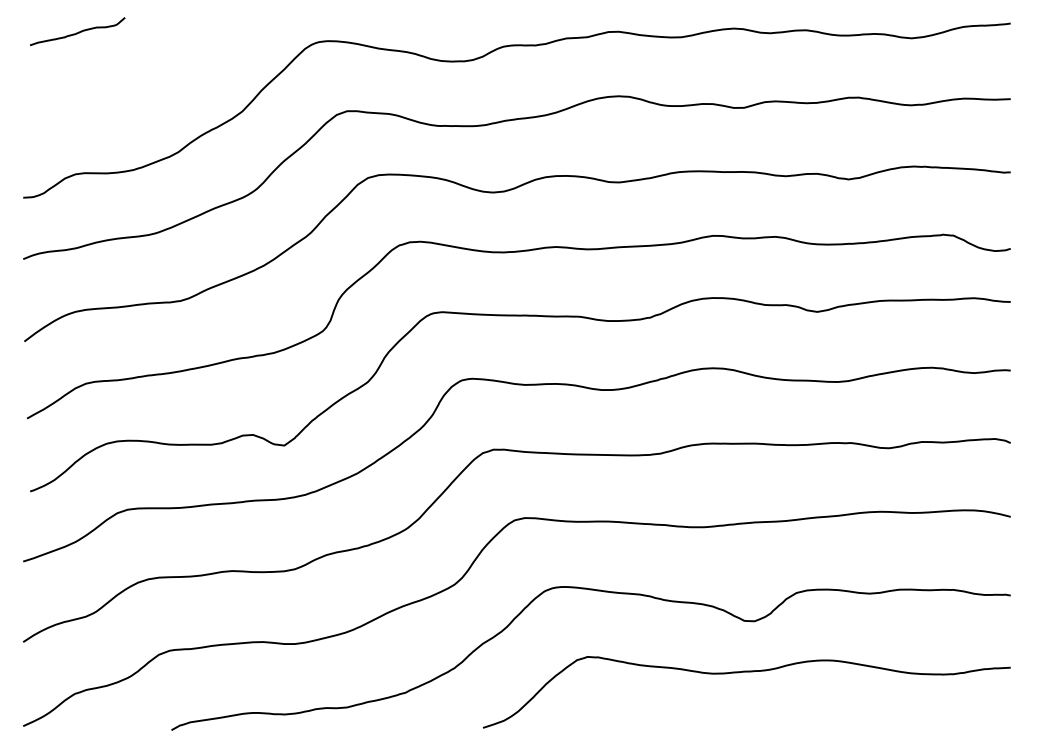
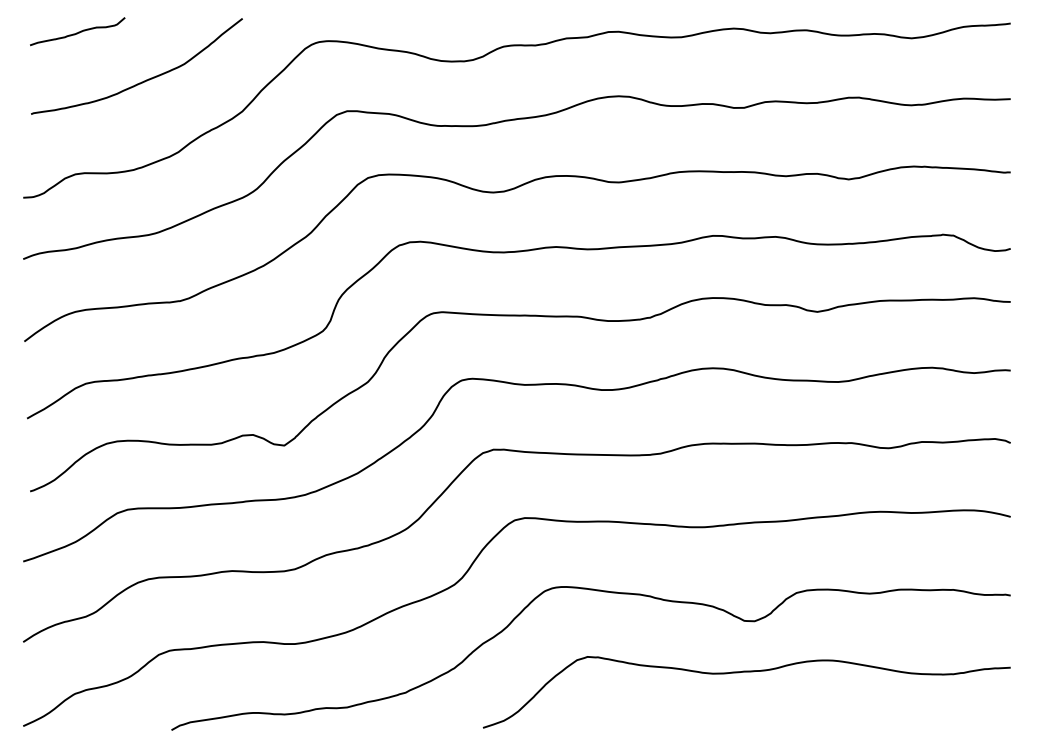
curve: none -> present (141, 81)
